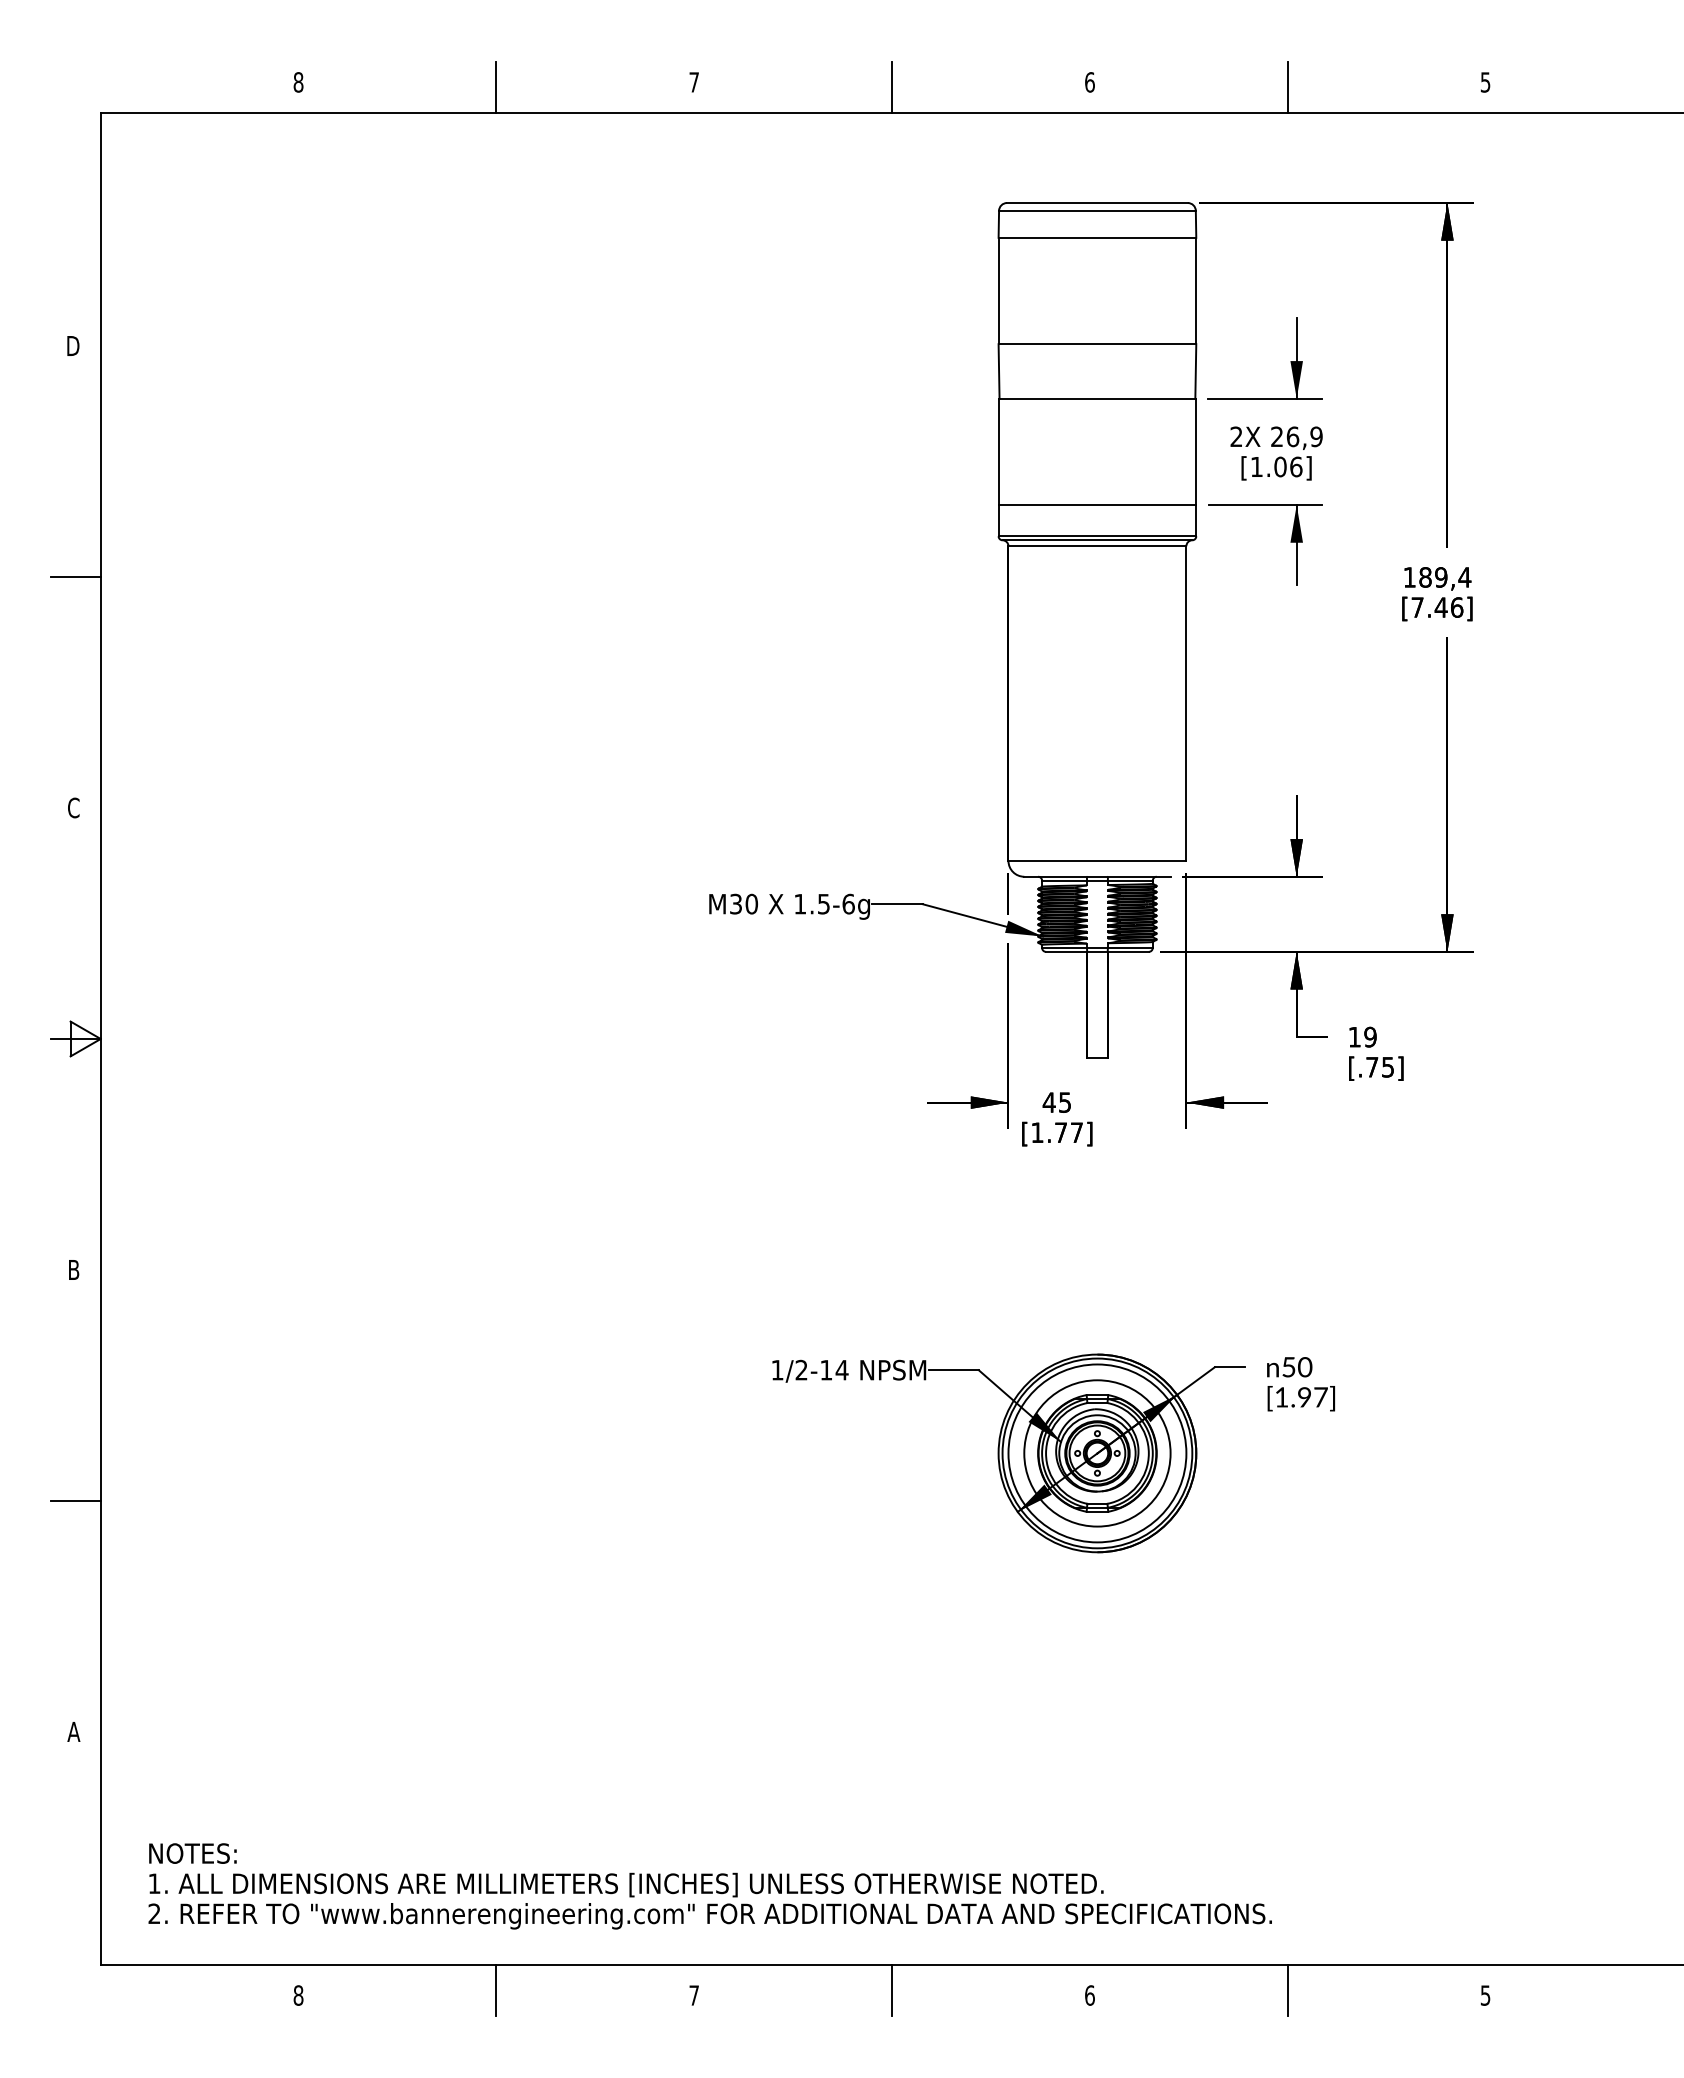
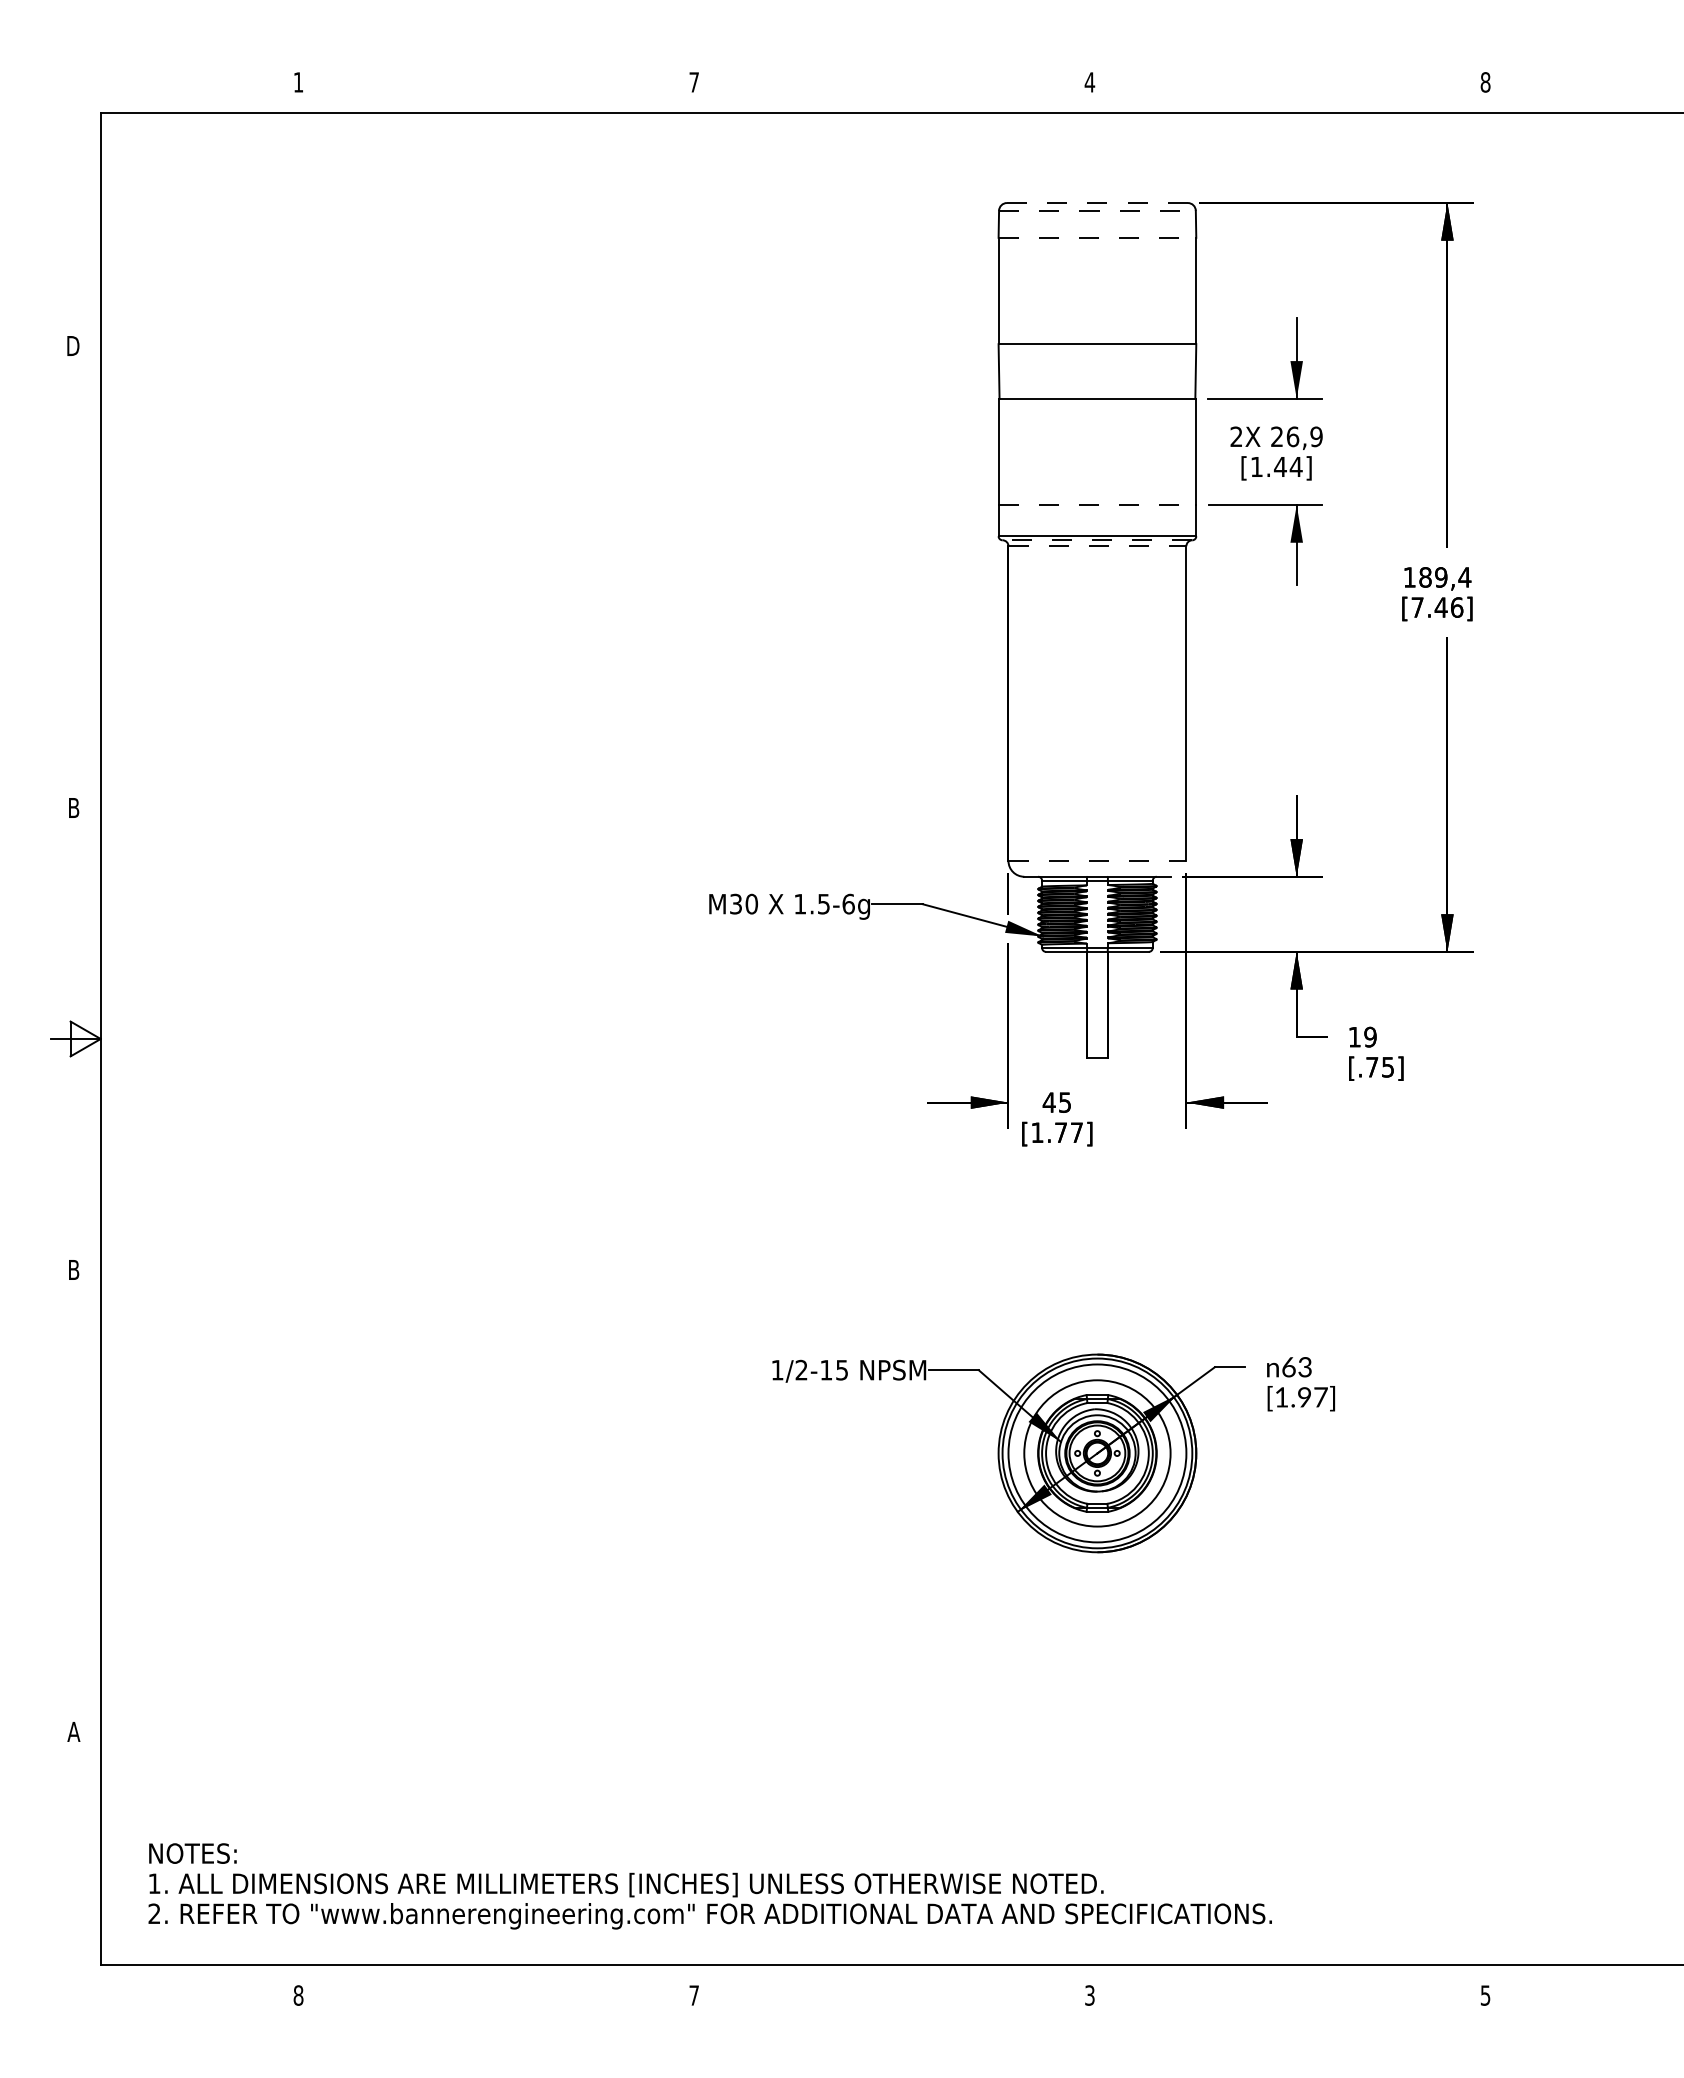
text: 8 -> 1 (298, 82)
text: 6 -> 4 (1089, 82)
text: 5 -> 8 (1485, 82)
line: present -> none (496, 87)
line: present -> none (892, 87)
line: present -> none (1287, 87)
line: solid -> dashed (1097, 203)
line: solid -> dashed (1097, 210)
line: solid -> dashed (1097, 237)
text: [1.06] -> [1.44] (1287, 466)
line: solid -> dashed (1097, 505)
line: solid -> dashed (1097, 540)
line: solid -> dashed (1097, 546)
line: present -> none (75, 577)
text: C -> B (73, 807)
line: solid -> dashed (1097, 860)
text: 50 -> 63 (1297, 1367)
text: 1/2-14 -> 1/2-15 (841, 1370)
line: present -> none (75, 1500)
line: present -> none (496, 1990)
line: present -> none (892, 1990)
line: present -> none (1287, 1990)
text: 6 -> 3 (1089, 1995)
